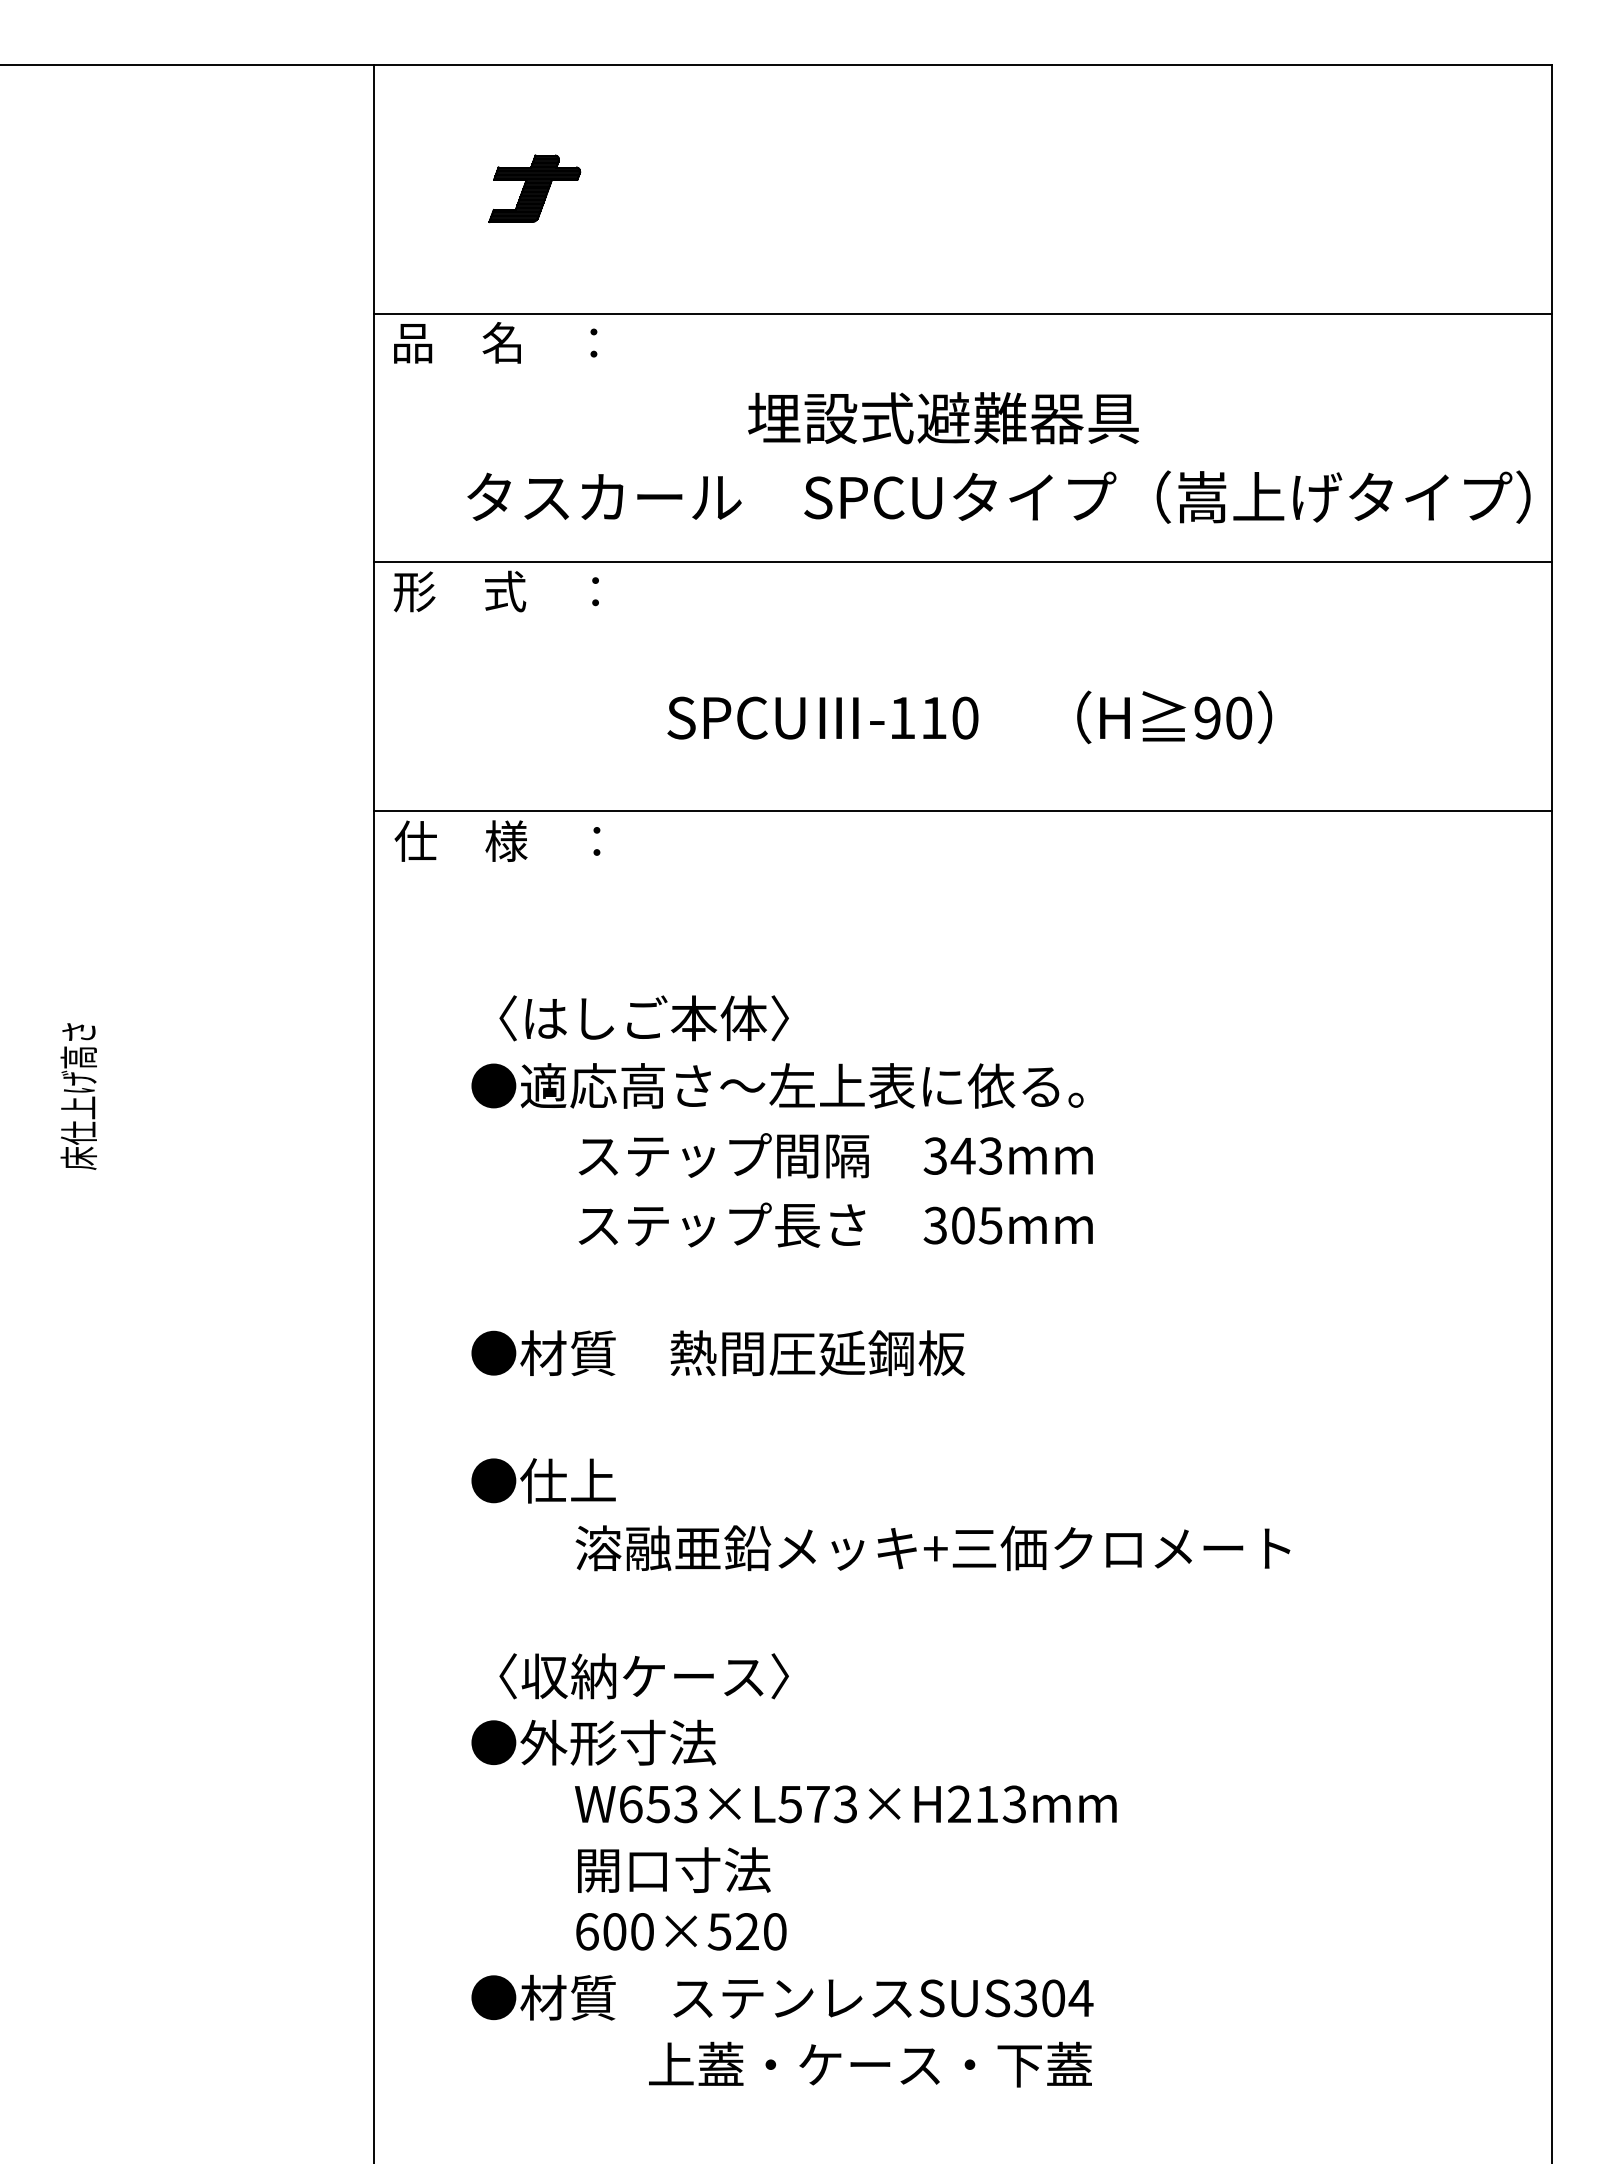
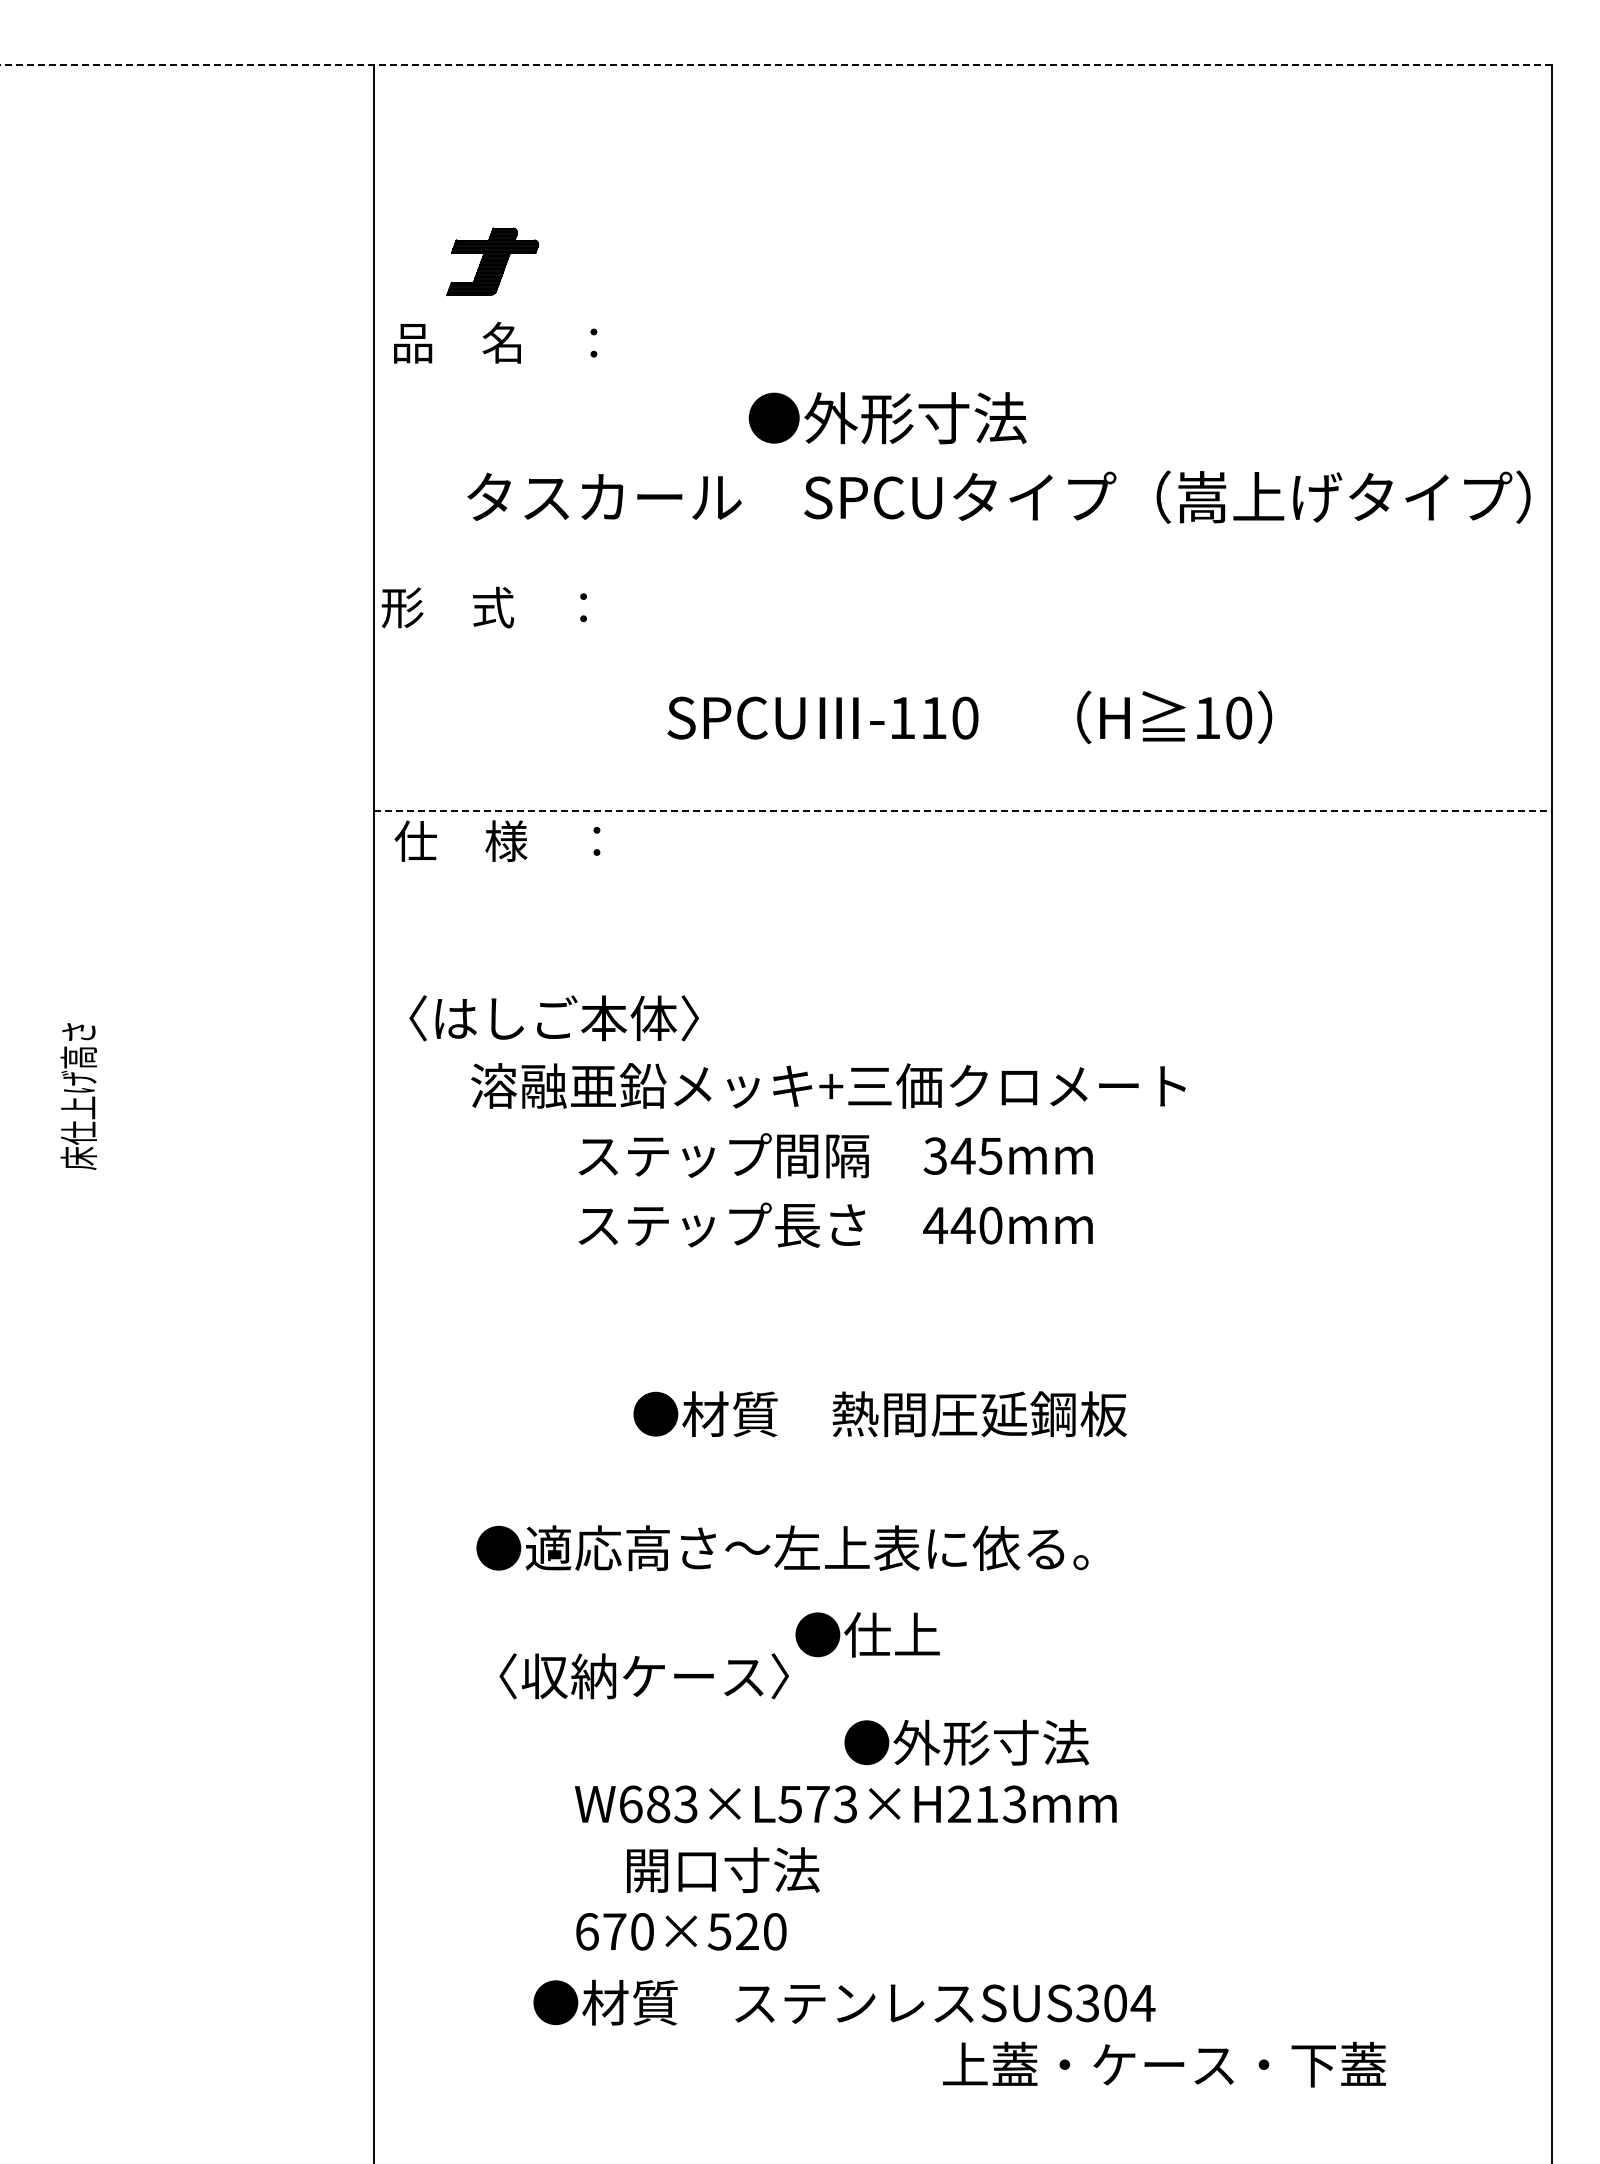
line: solid -> dashed (775, 64)
part position: (534, 188) -> (492, 261) (492, 261)
line: present -> none (962, 313)
text: 埋設式避難器具 -> ●外形寸法 (943, 418)
line: present -> none (962, 562)
text position: (495, 591) -> (483, 607) (483, 607)
text: 90 -> 10 (1207, 717)
line: solid -> dashed (962, 811)
text position: (643, 1018) -> (553, 1018) (553, 1018)
text: ●適応高さ～左上表に依る。 -> 溶融亜鉛メッキ+三価クロメート (828, 1085)
text: 343mm -> 345mm (990, 1155)
text: 305mm -> 440mm (962, 1225)
text position: (718, 1353) -> (880, 1414) (880, 1414)
text position: (543, 1480) -> (867, 1634) (867, 1634)
text: 溶融亜鉛メッキ+三価クロメート -> ●適応高さ～左上表に依る。 (883, 1548)
text position: (593, 1742) -> (966, 1742) (966, 1742)
text: W653×L573×H213mm -> W683×L573×H213mm (658, 1804)
text position: (674, 1869) -> (723, 1869) (723, 1869)
text: 600×520 -> 670×520 (614, 1931)
text position: (782, 1997) -> (844, 2002) (844, 2002)
text position: (870, 2064) -> (1164, 2064) (1164, 2064)
